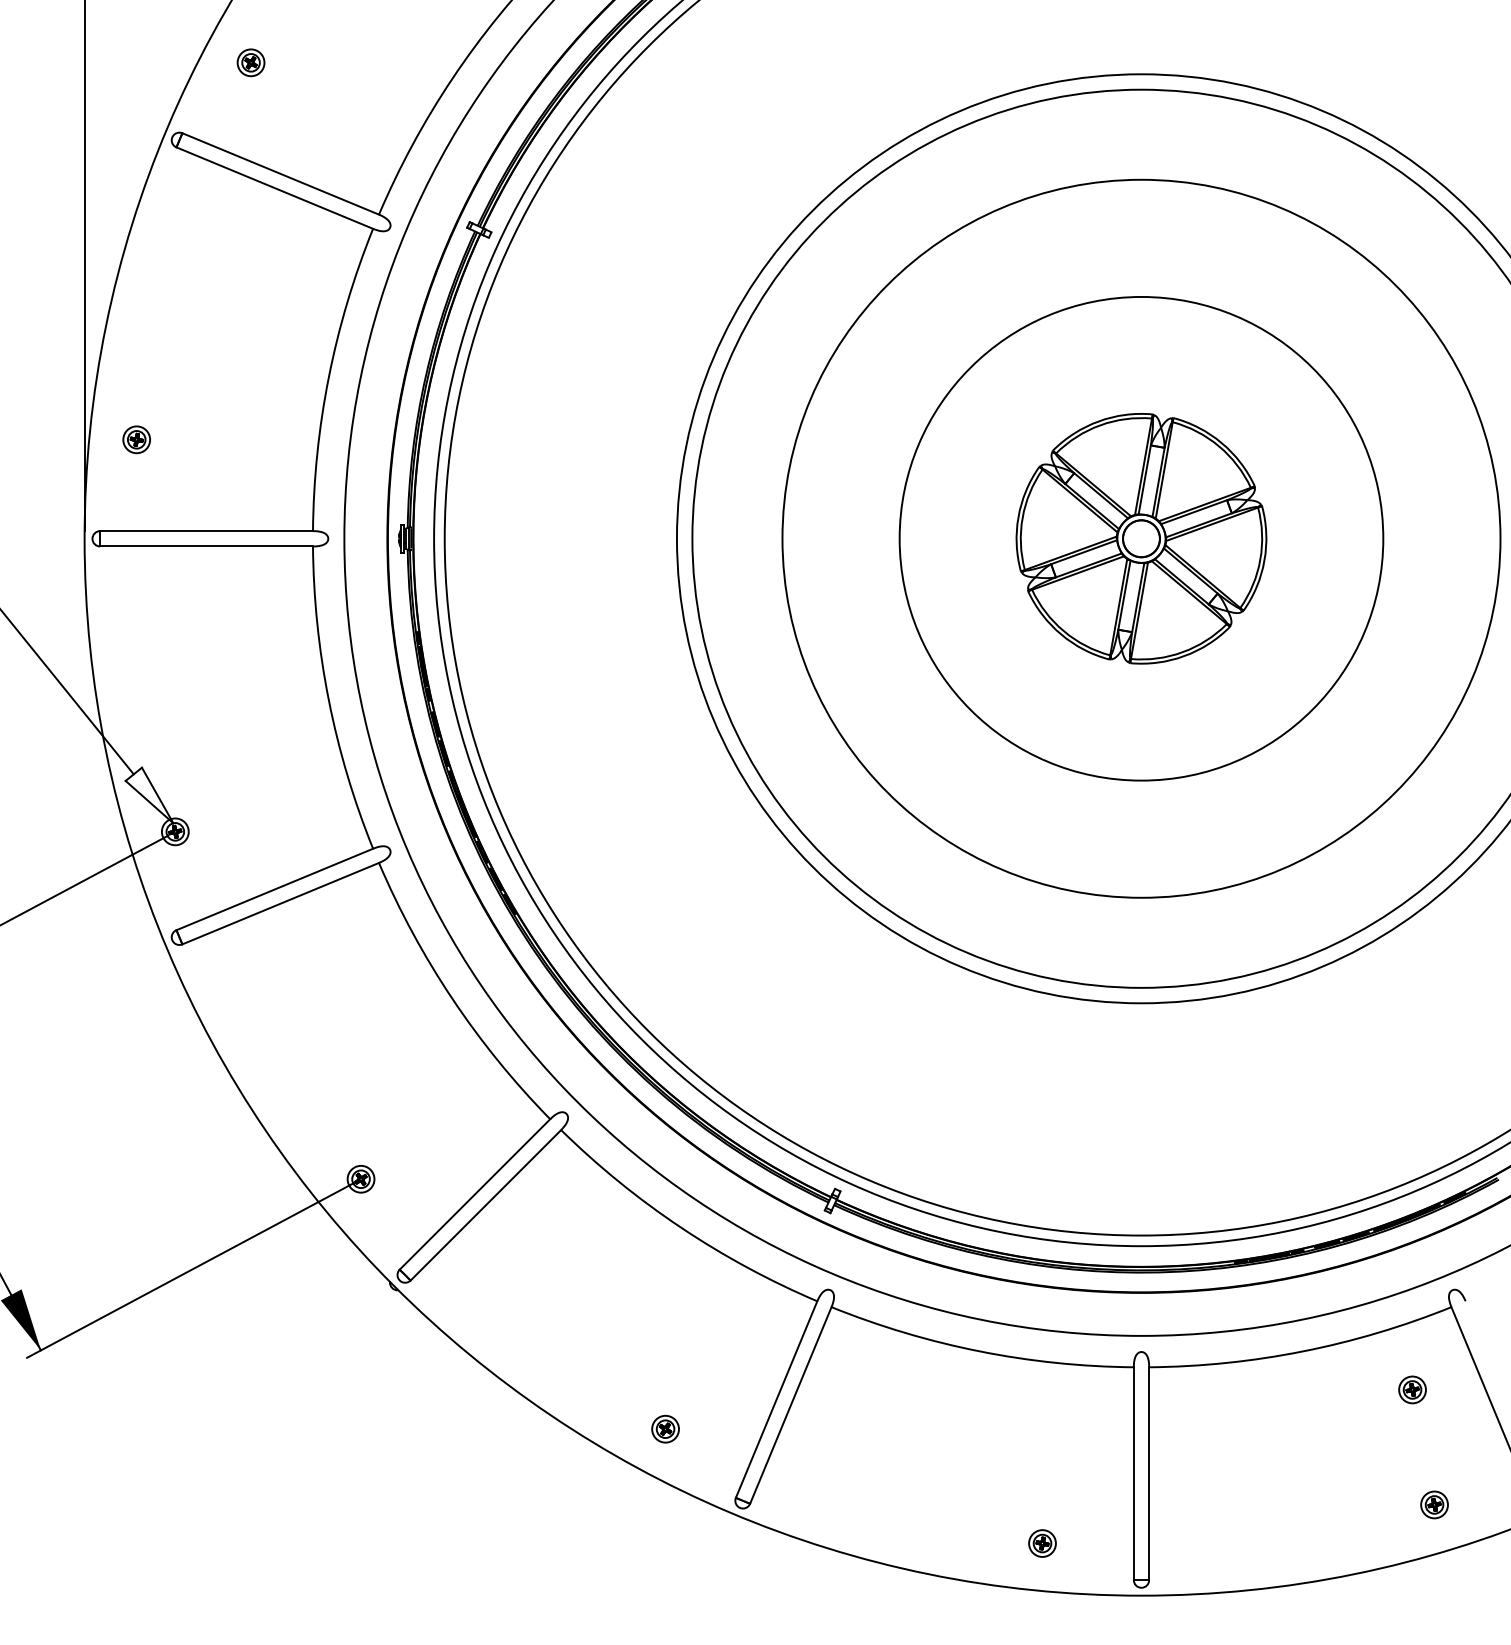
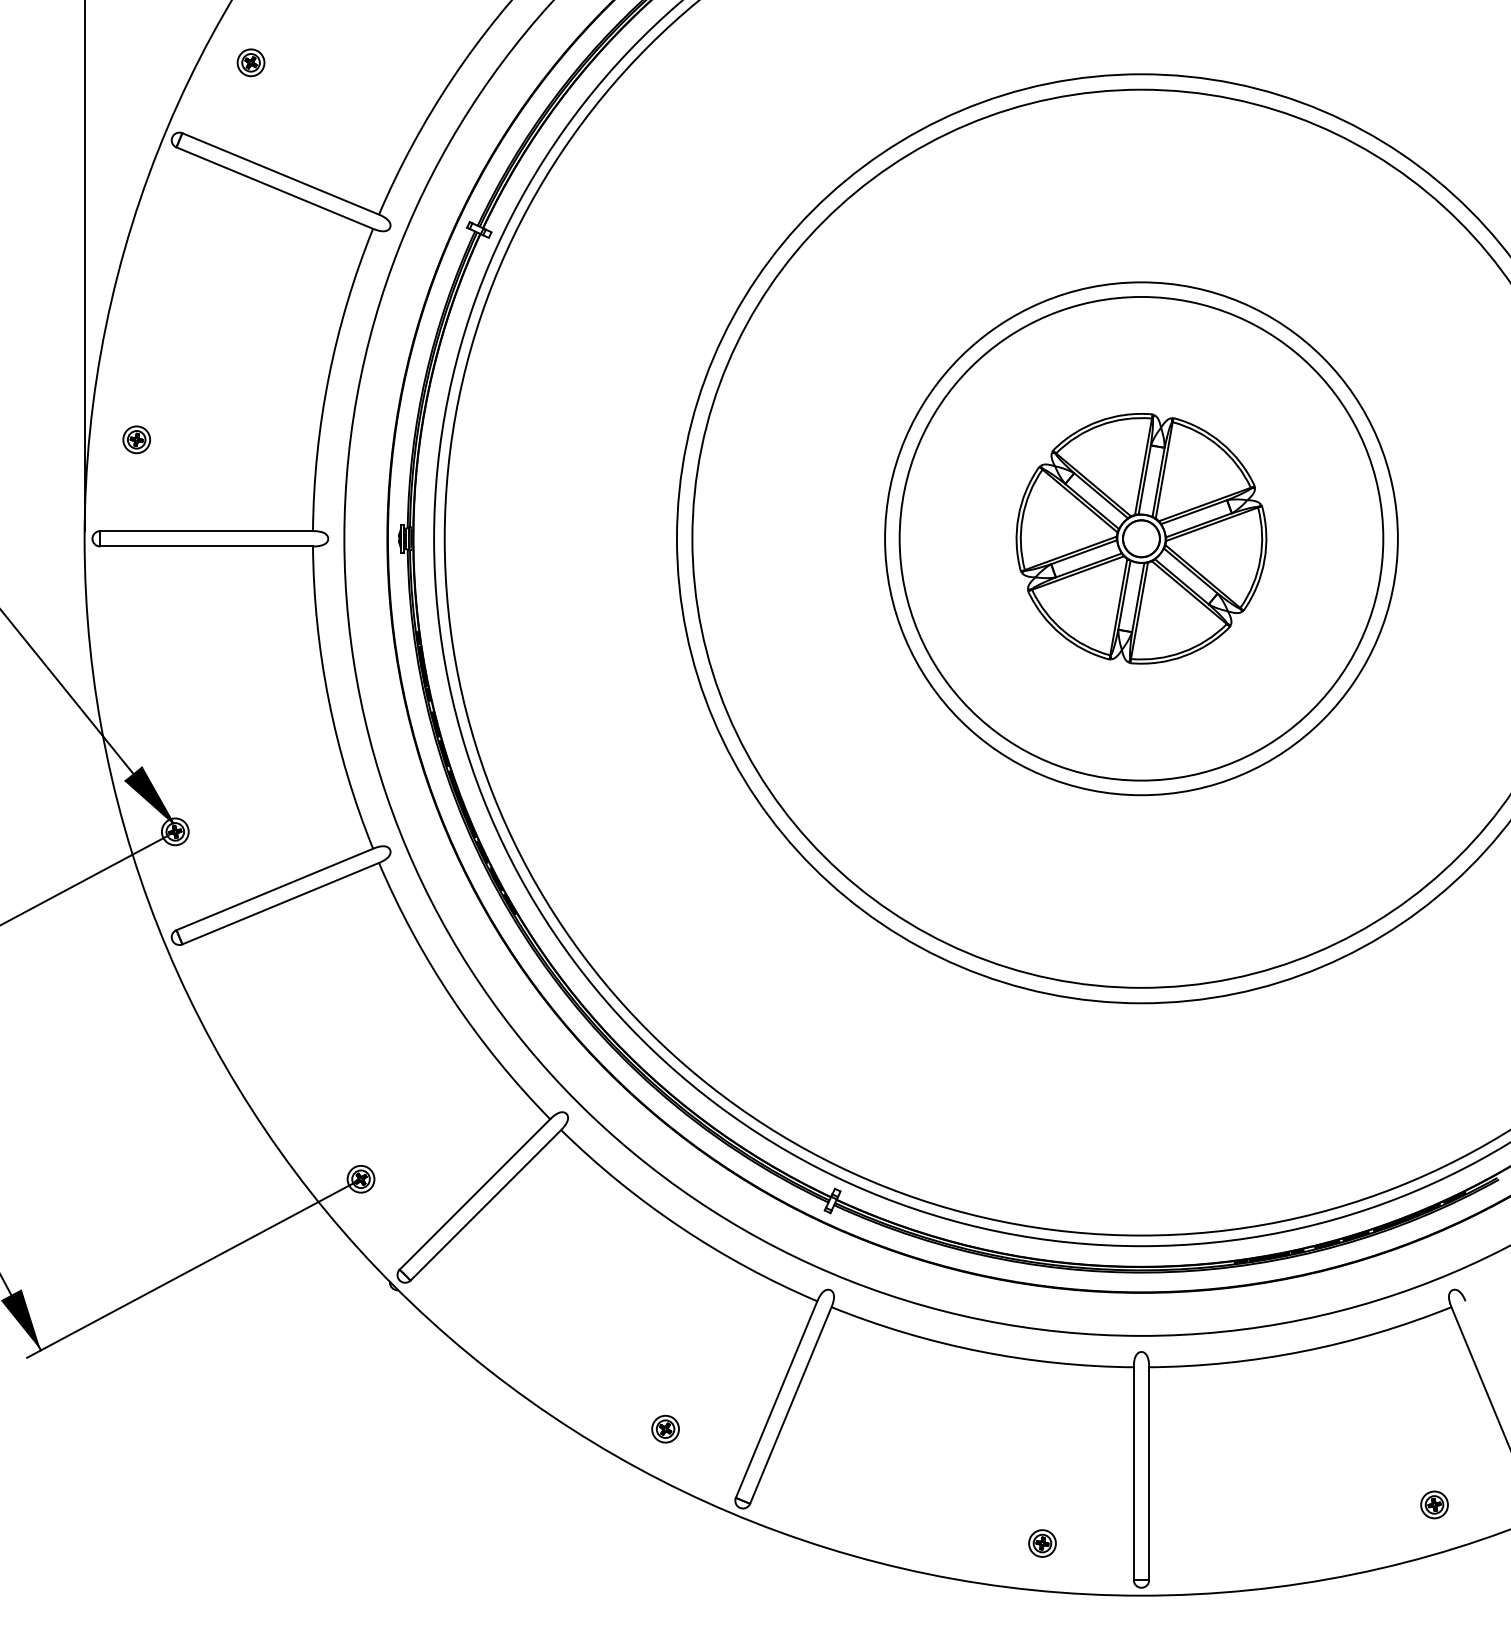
circle diameter: 718 px -> 513 px (1141, 538)
fill: none -> present (149, 795)
part: present -> none (1412, 1389)
